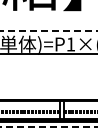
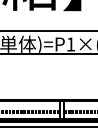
line: dashed -> solid (49, 30)
line: dashed -> solid (48, 126)
